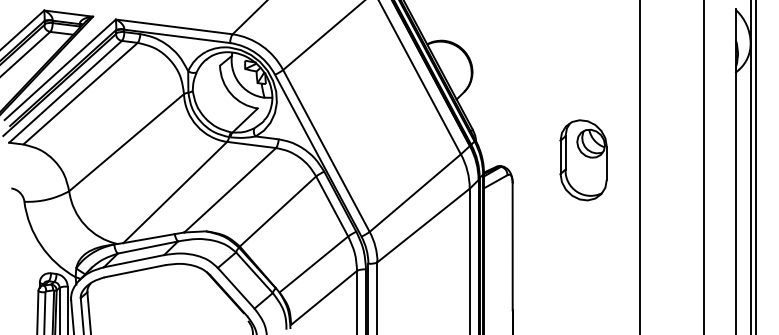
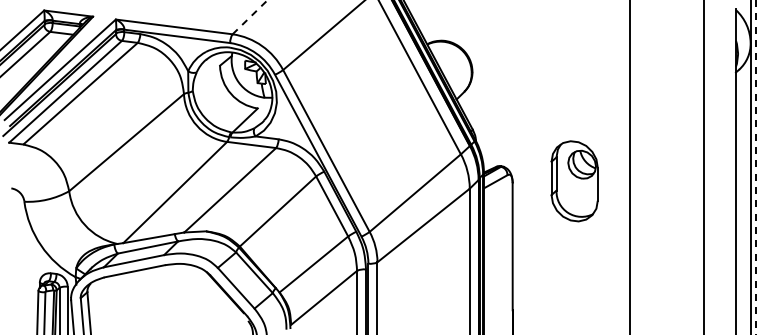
line: solid -> dashed (250, 17)
part position: (583, 160) -> (574, 181) (574, 181)
line position: (639, 166) -> (629, 166) (629, 166)
line: solid -> dashed (755, 166)
